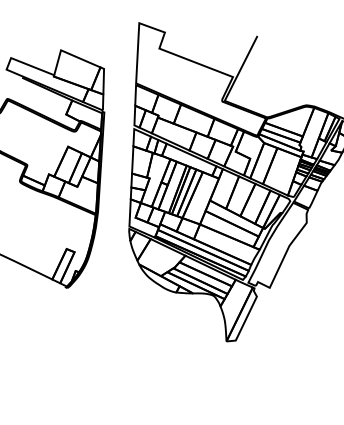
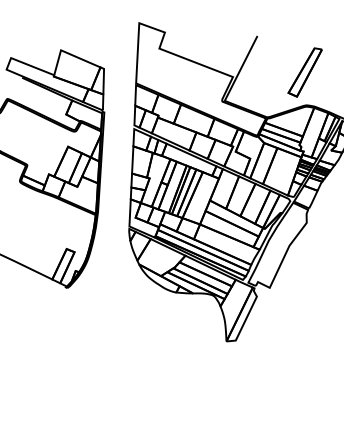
part: none -> present (304, 72)
